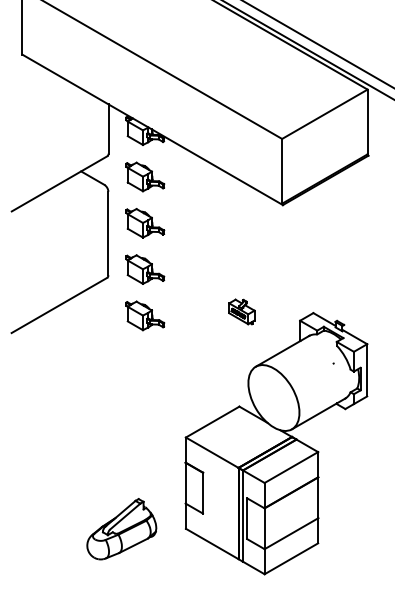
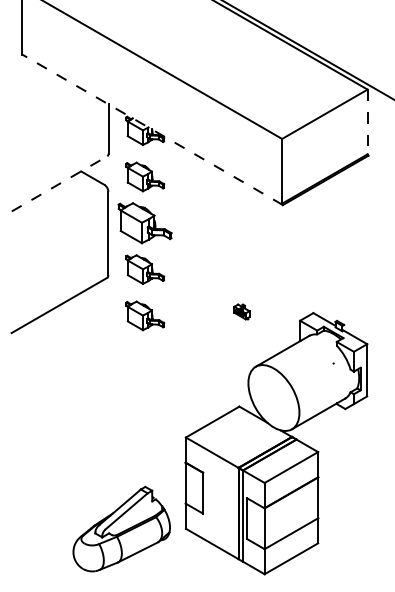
line: present -> none (317, 44)
line: solid -> dashed (367, 122)
line: solid -> dashed (152, 129)
line: solid -> dashed (60, 183)
part size: 41x31 px -> 56x43 px (144, 223)
part size: 28x28 px -> 18x18 px (241, 311)
part size: 72x63 px -> 99x88 px (121, 528)
